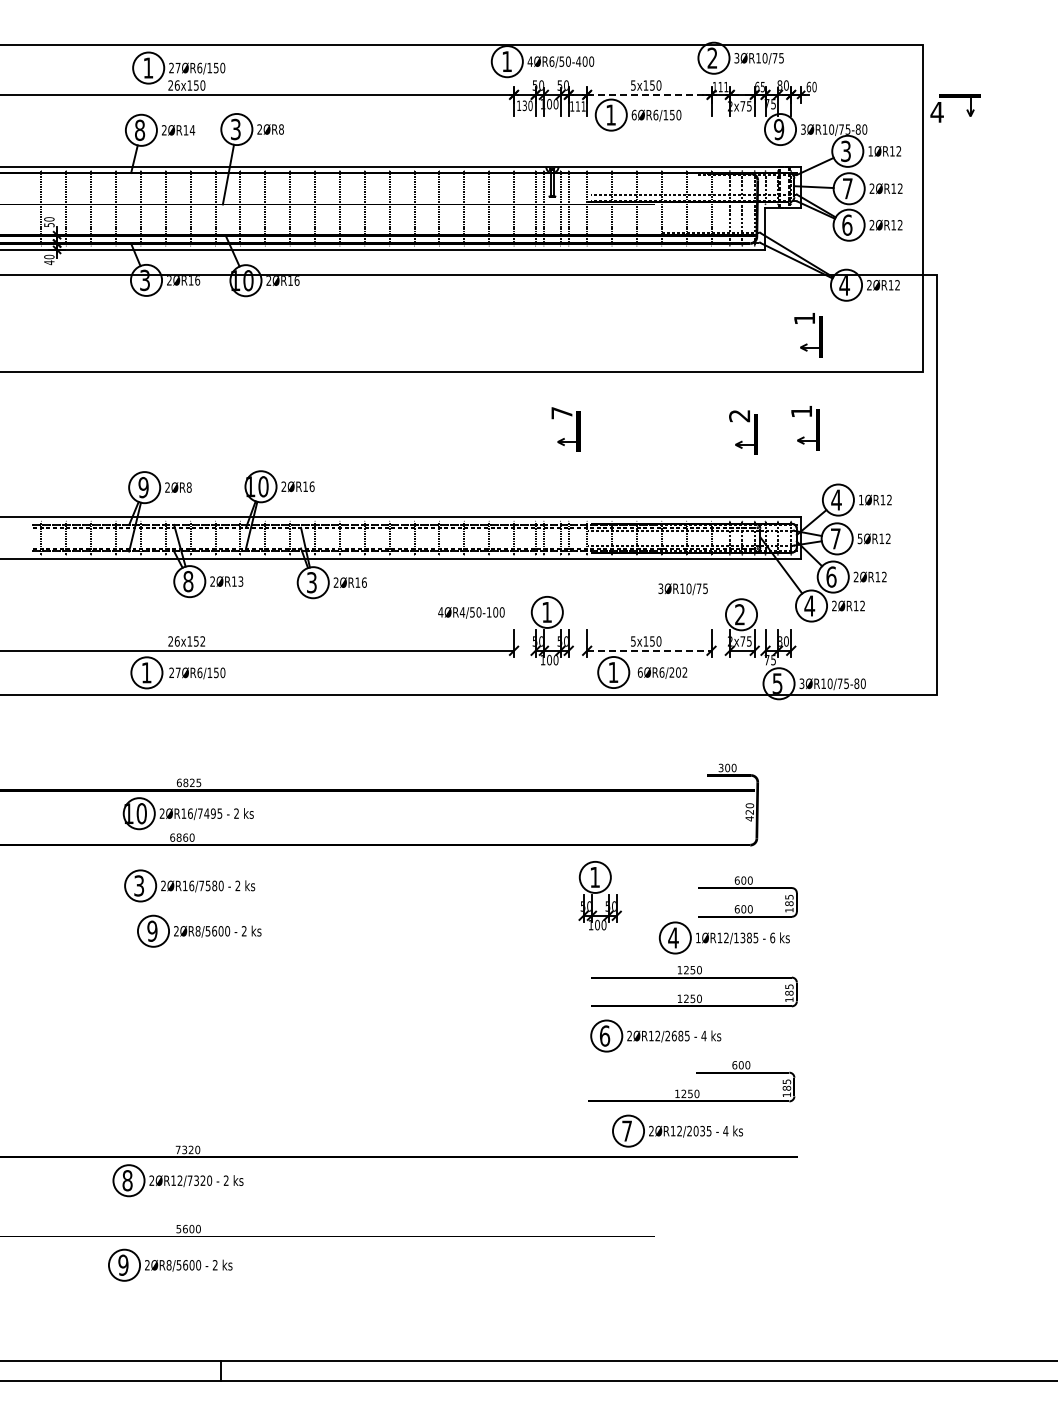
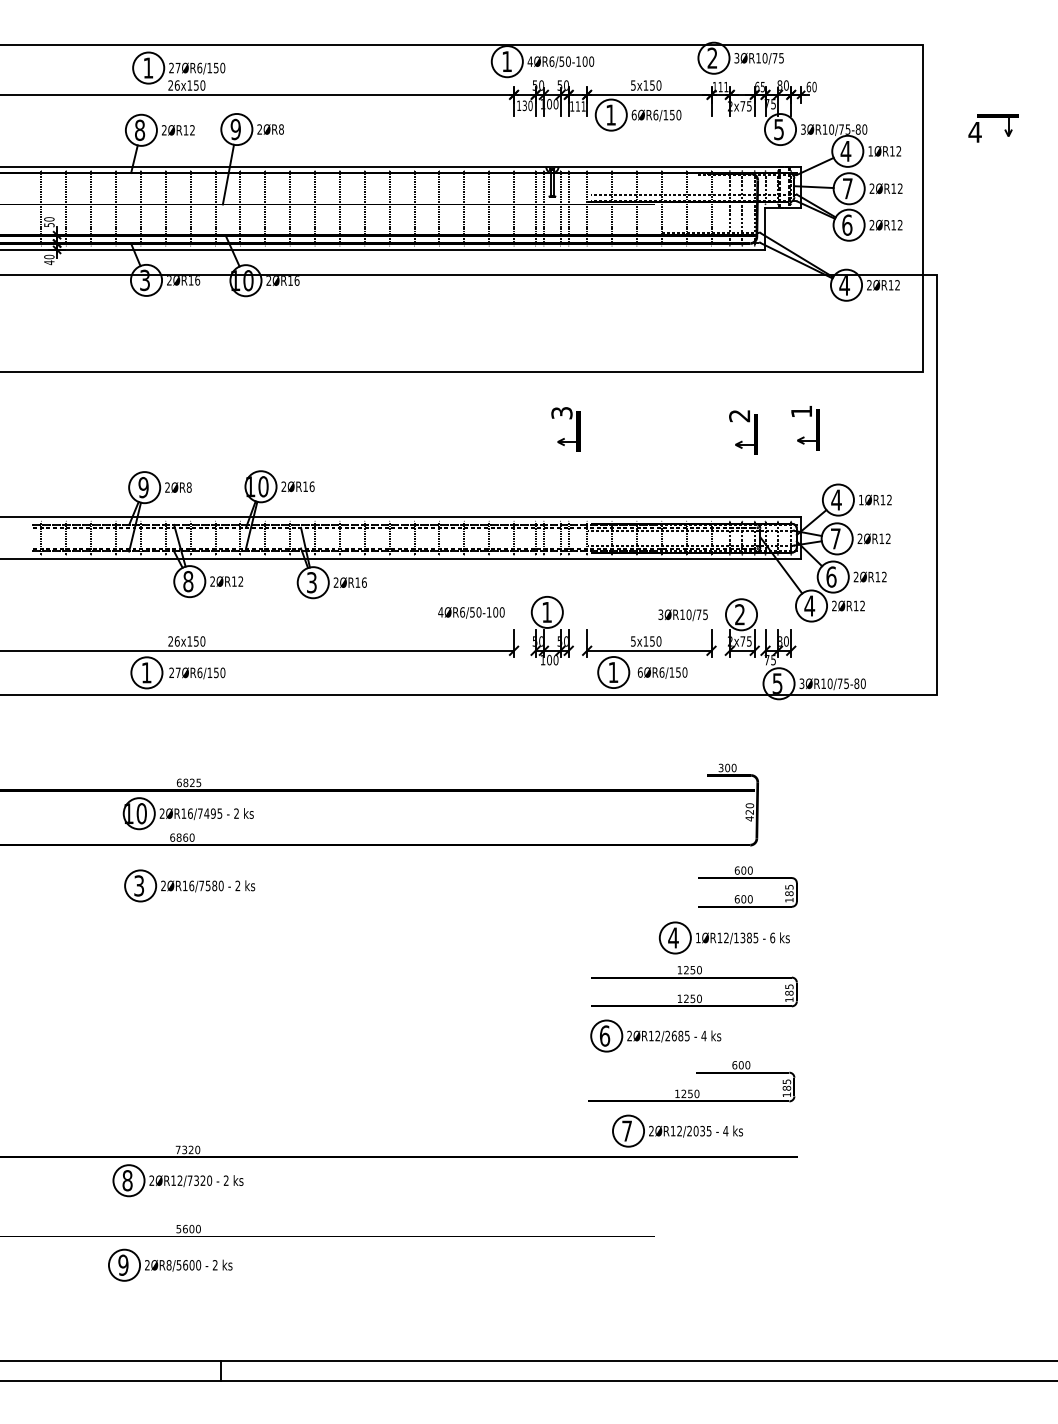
text: 4ØR6/50-400 -> 4ØR6/50-100 (578, 61)
line: dashed -> solid (649, 94)
part position: (955, 97) -> (993, 117) (993, 117)
text: 9 -> 5 (779, 128)
text: 3 -> 9 (235, 129)
text: 2ØR14 -> 2ØR12 (192, 130)
text: 3 -> 4 (845, 151)
part: present -> none (807, 343)
text: 7 -> 3 (561, 413)
text: 5ØR12 -> 2ØR12 (859, 538)
text: 2ØR13 -> 2ØR12 (240, 581)
text position: (682, 589) -> (682, 615) (682, 615)
text: 4ØR4/50-100 -> 4ØR6/50-100 (462, 612)
text: 26x152 -> 26x150 (202, 641)
line: dashed -> solid (649, 650)
text: 6ØR6/202 -> 6ØR6/150 (678, 672)
part: present -> none (599, 895)
text position: (747, 896) -> (747, 886) (747, 886)
part: present -> none (199, 930)
